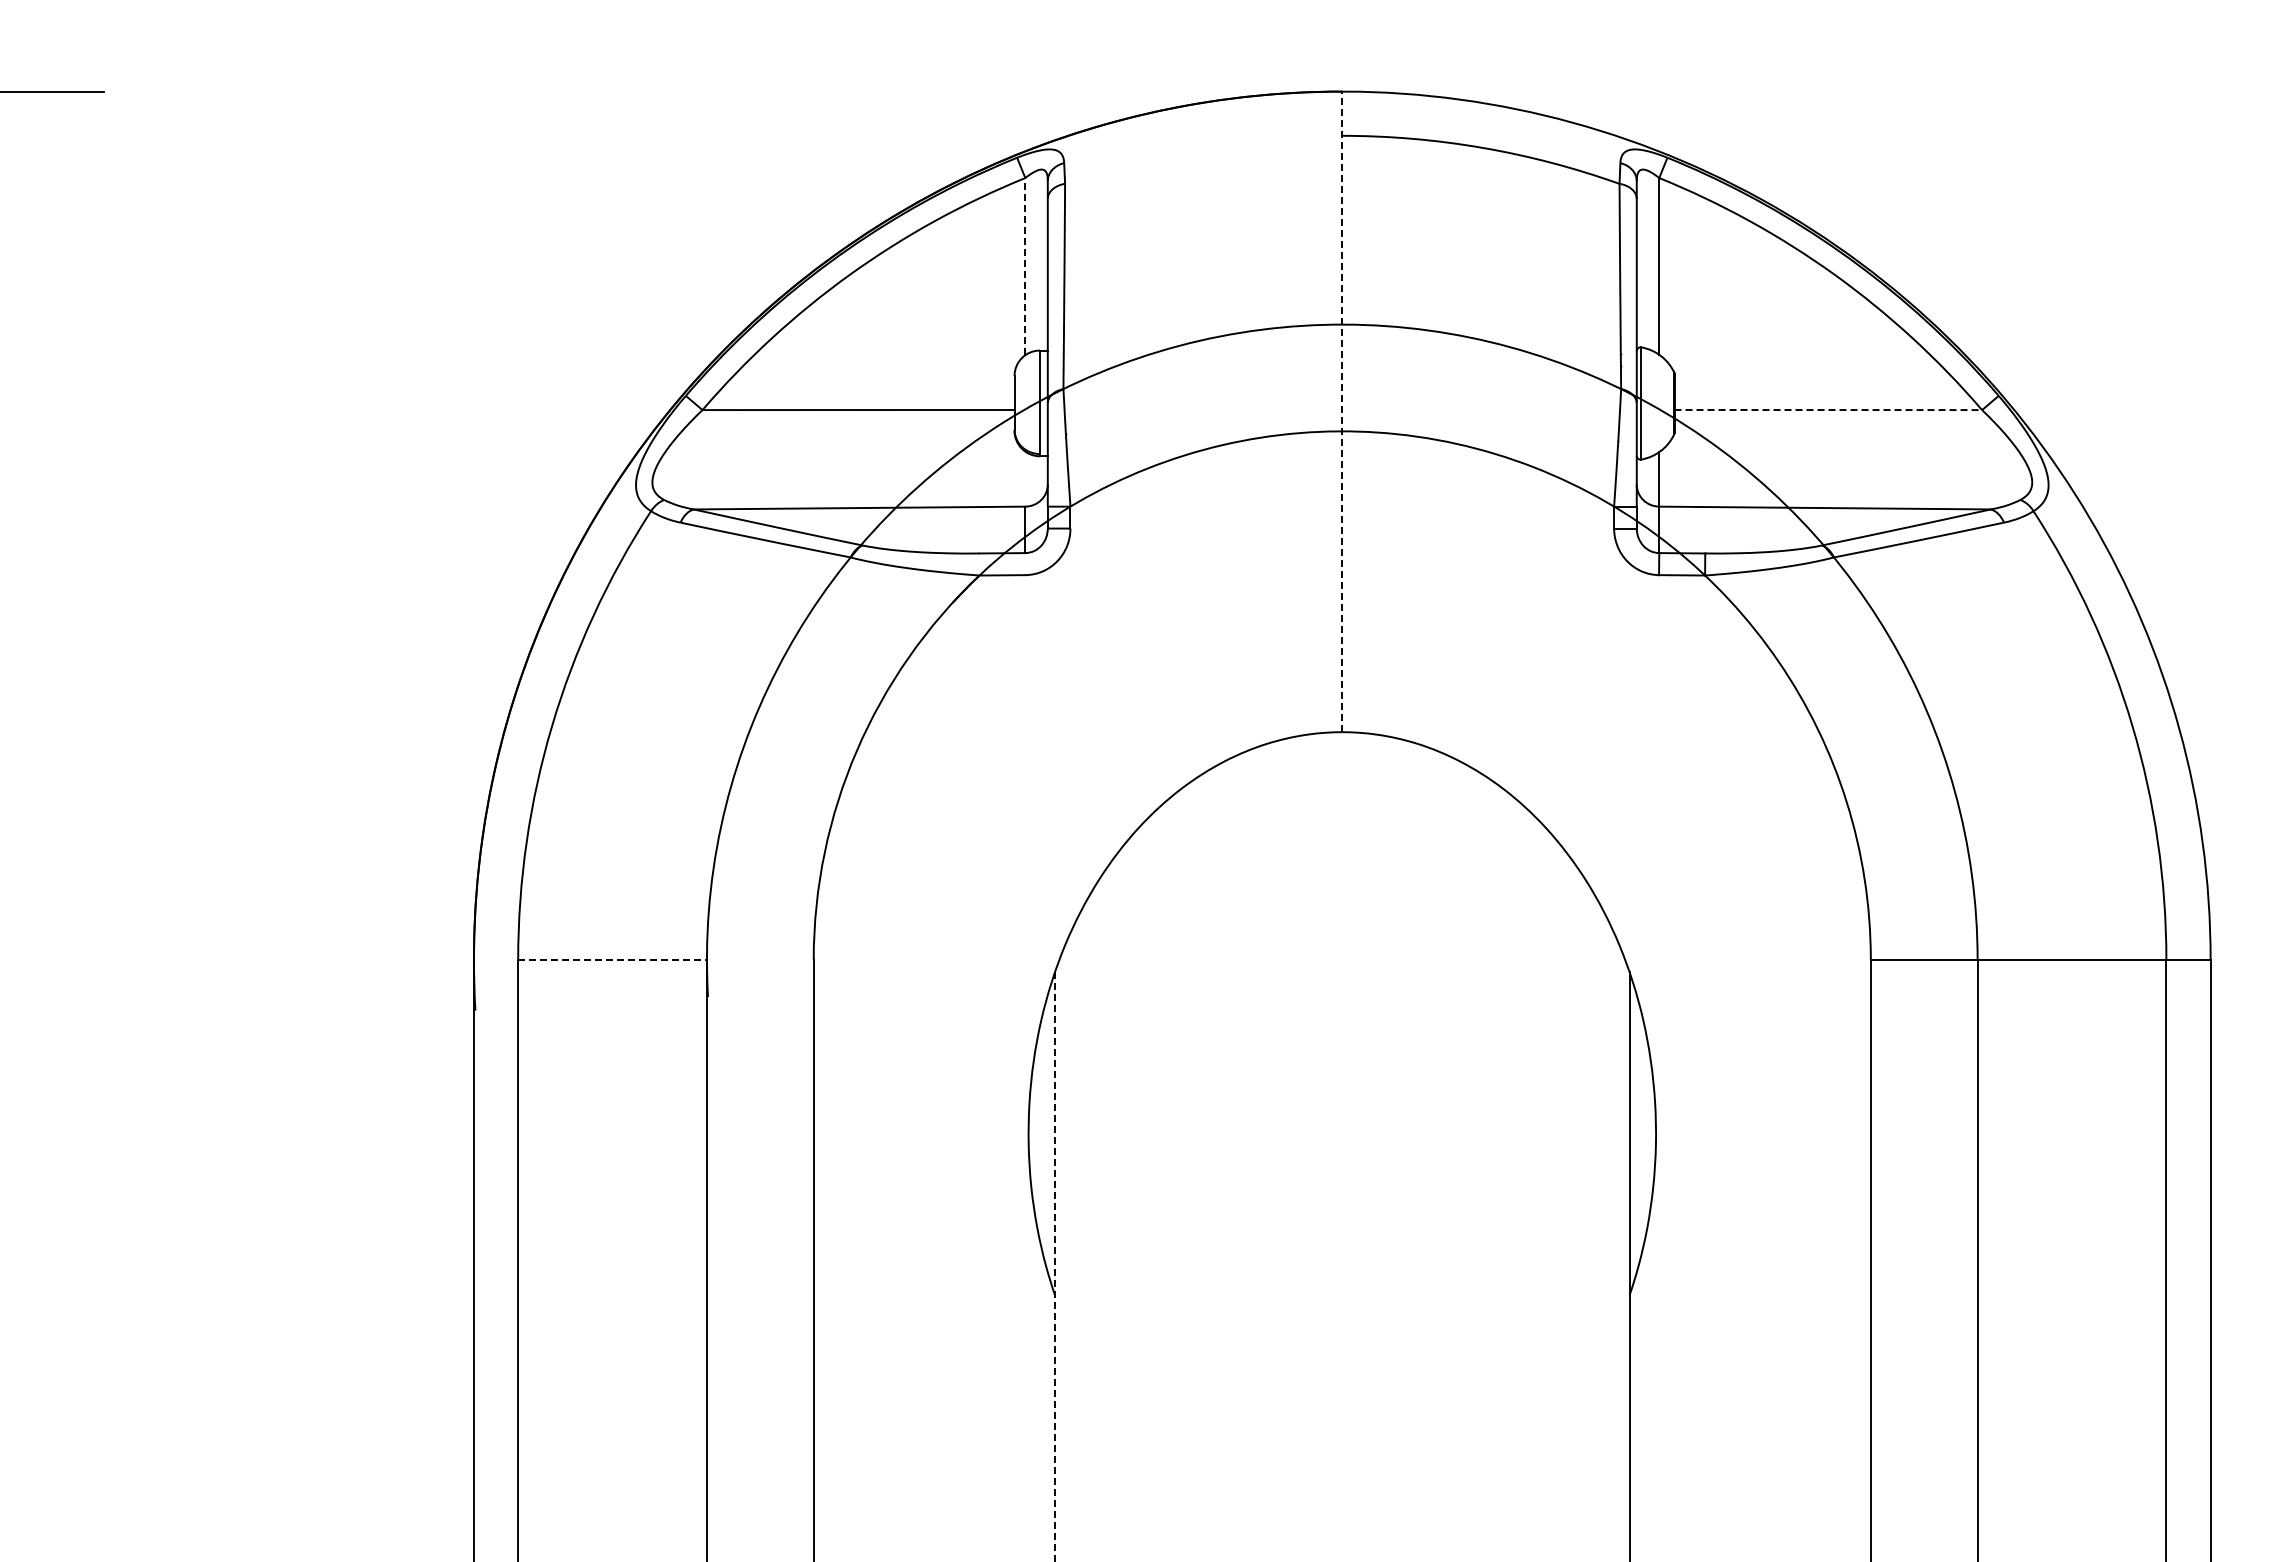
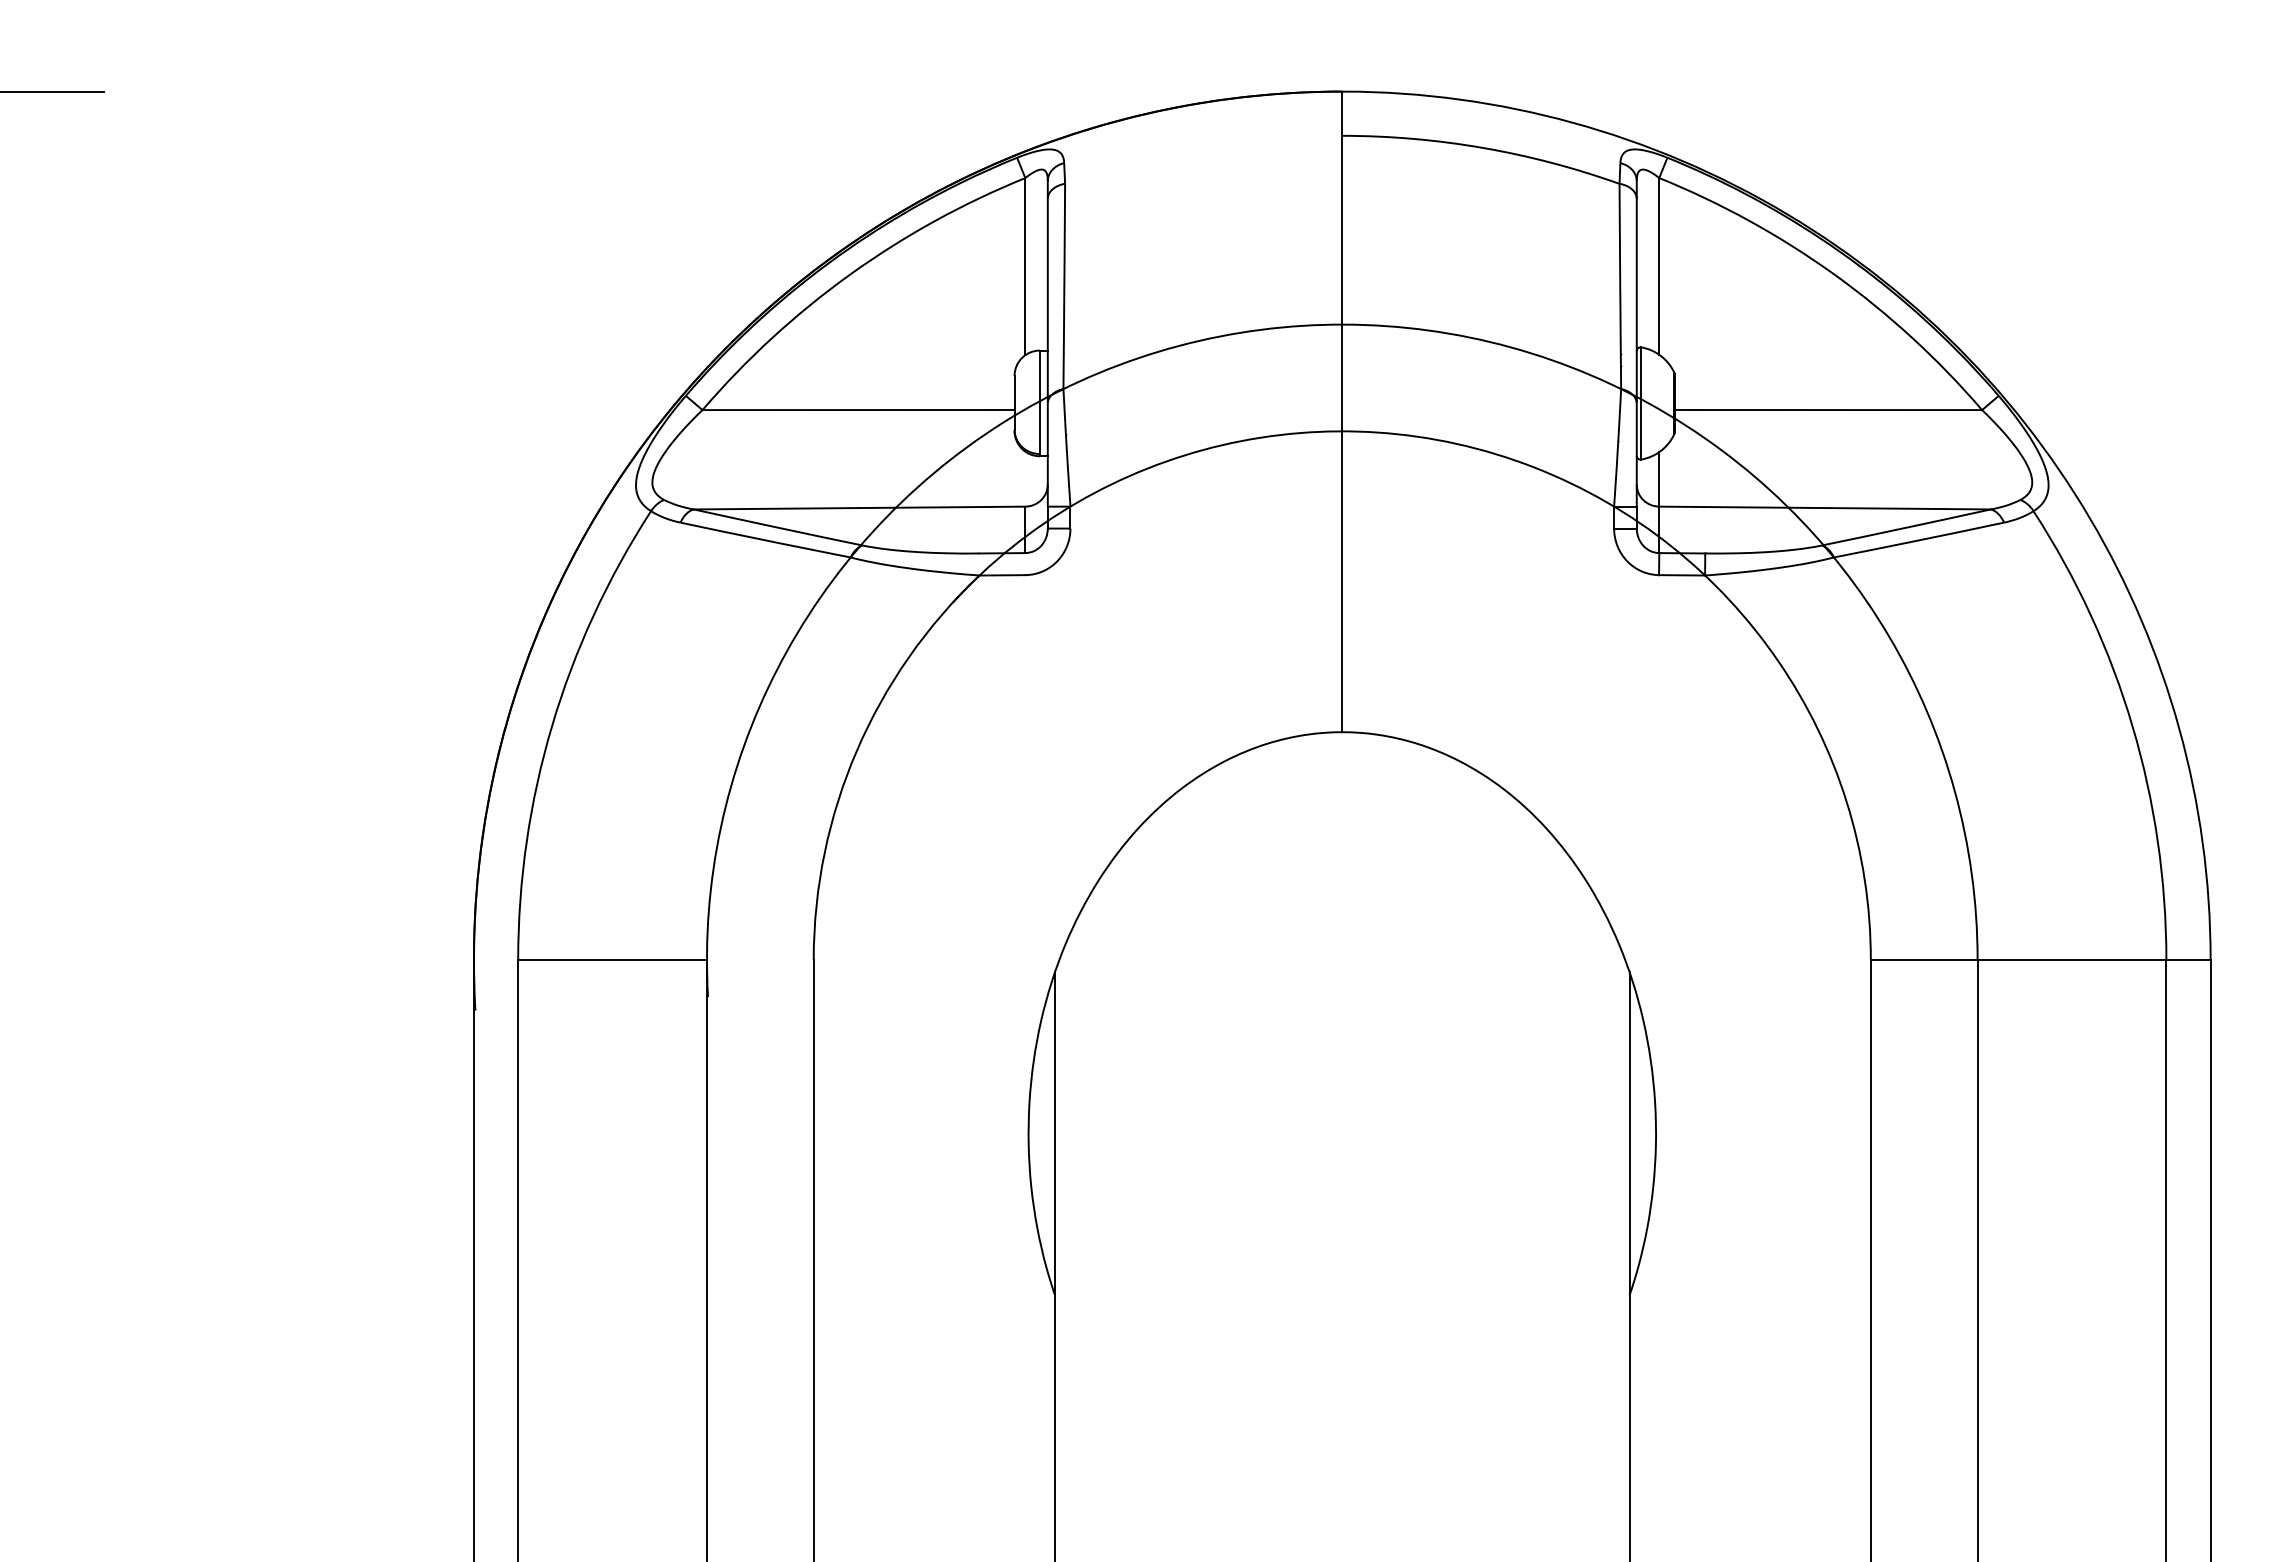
line: dashed -> solid (1025, 266)
line: dashed -> solid (1828, 410)
line: dashed -> solid (1342, 411)
line: dashed -> solid (613, 959)
line: dashed -> solid (1054, 1266)
